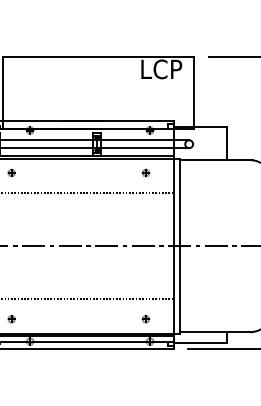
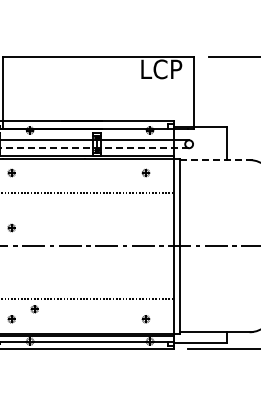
line: solid -> dashed (94, 148)
line: solid -> dashed (216, 160)
part: none -> present (11, 227)
part: none -> present (34, 309)
